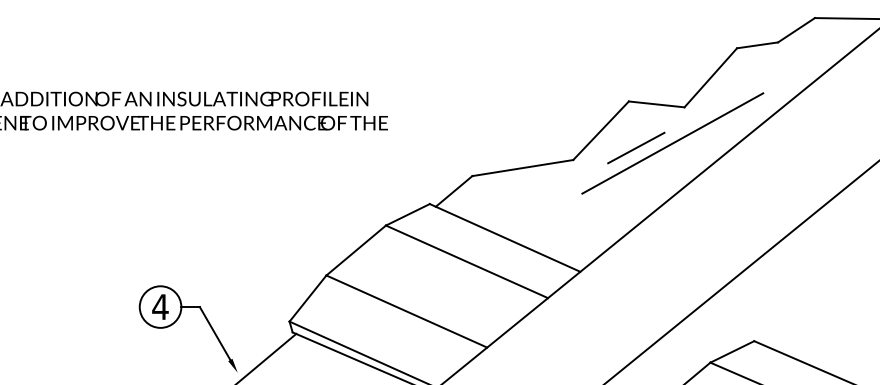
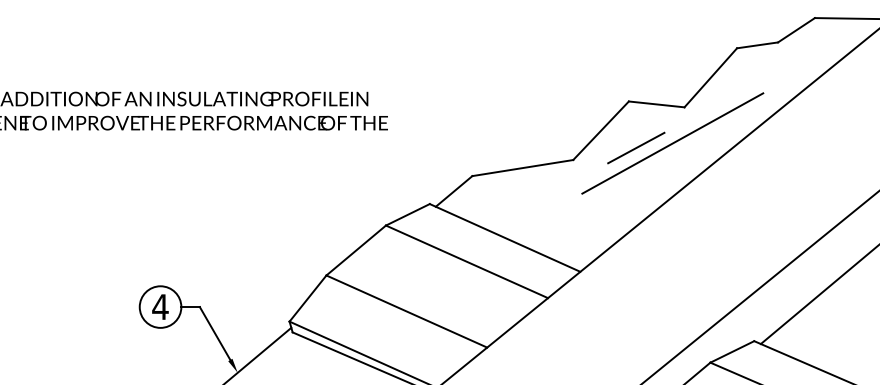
line position: (741, 272) -> (760, 287) (760, 287)
line: none -> present (818, 295)
line position: (267, 357) -> (259, 354) (259, 354)
